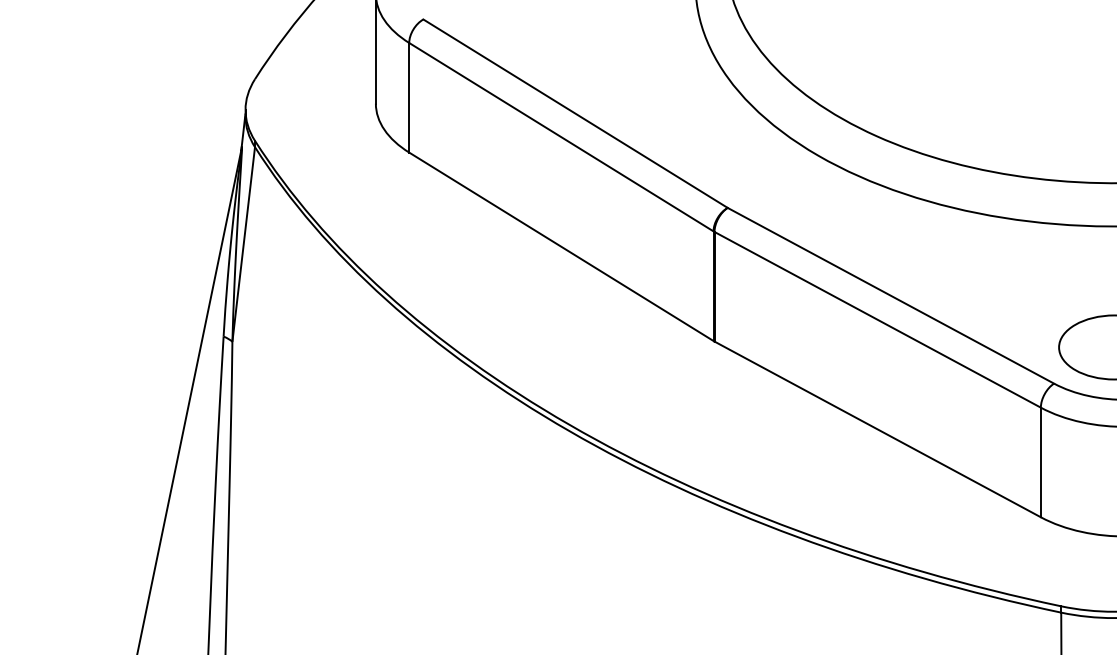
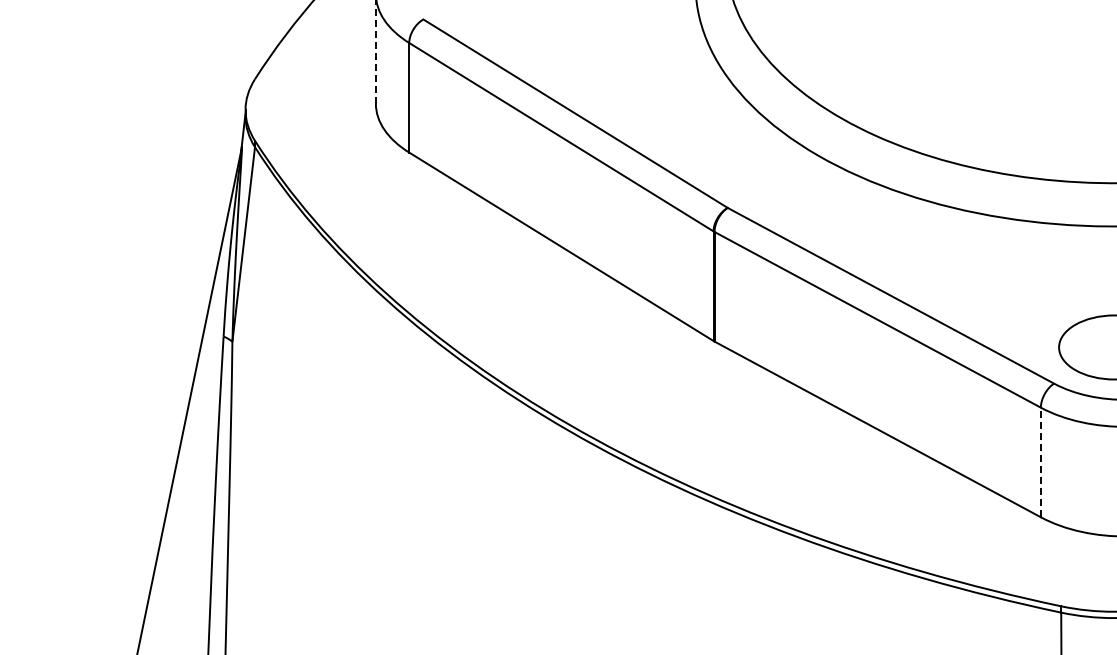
line: solid -> dashed (375, 51)
line: solid -> dashed (1040, 462)
